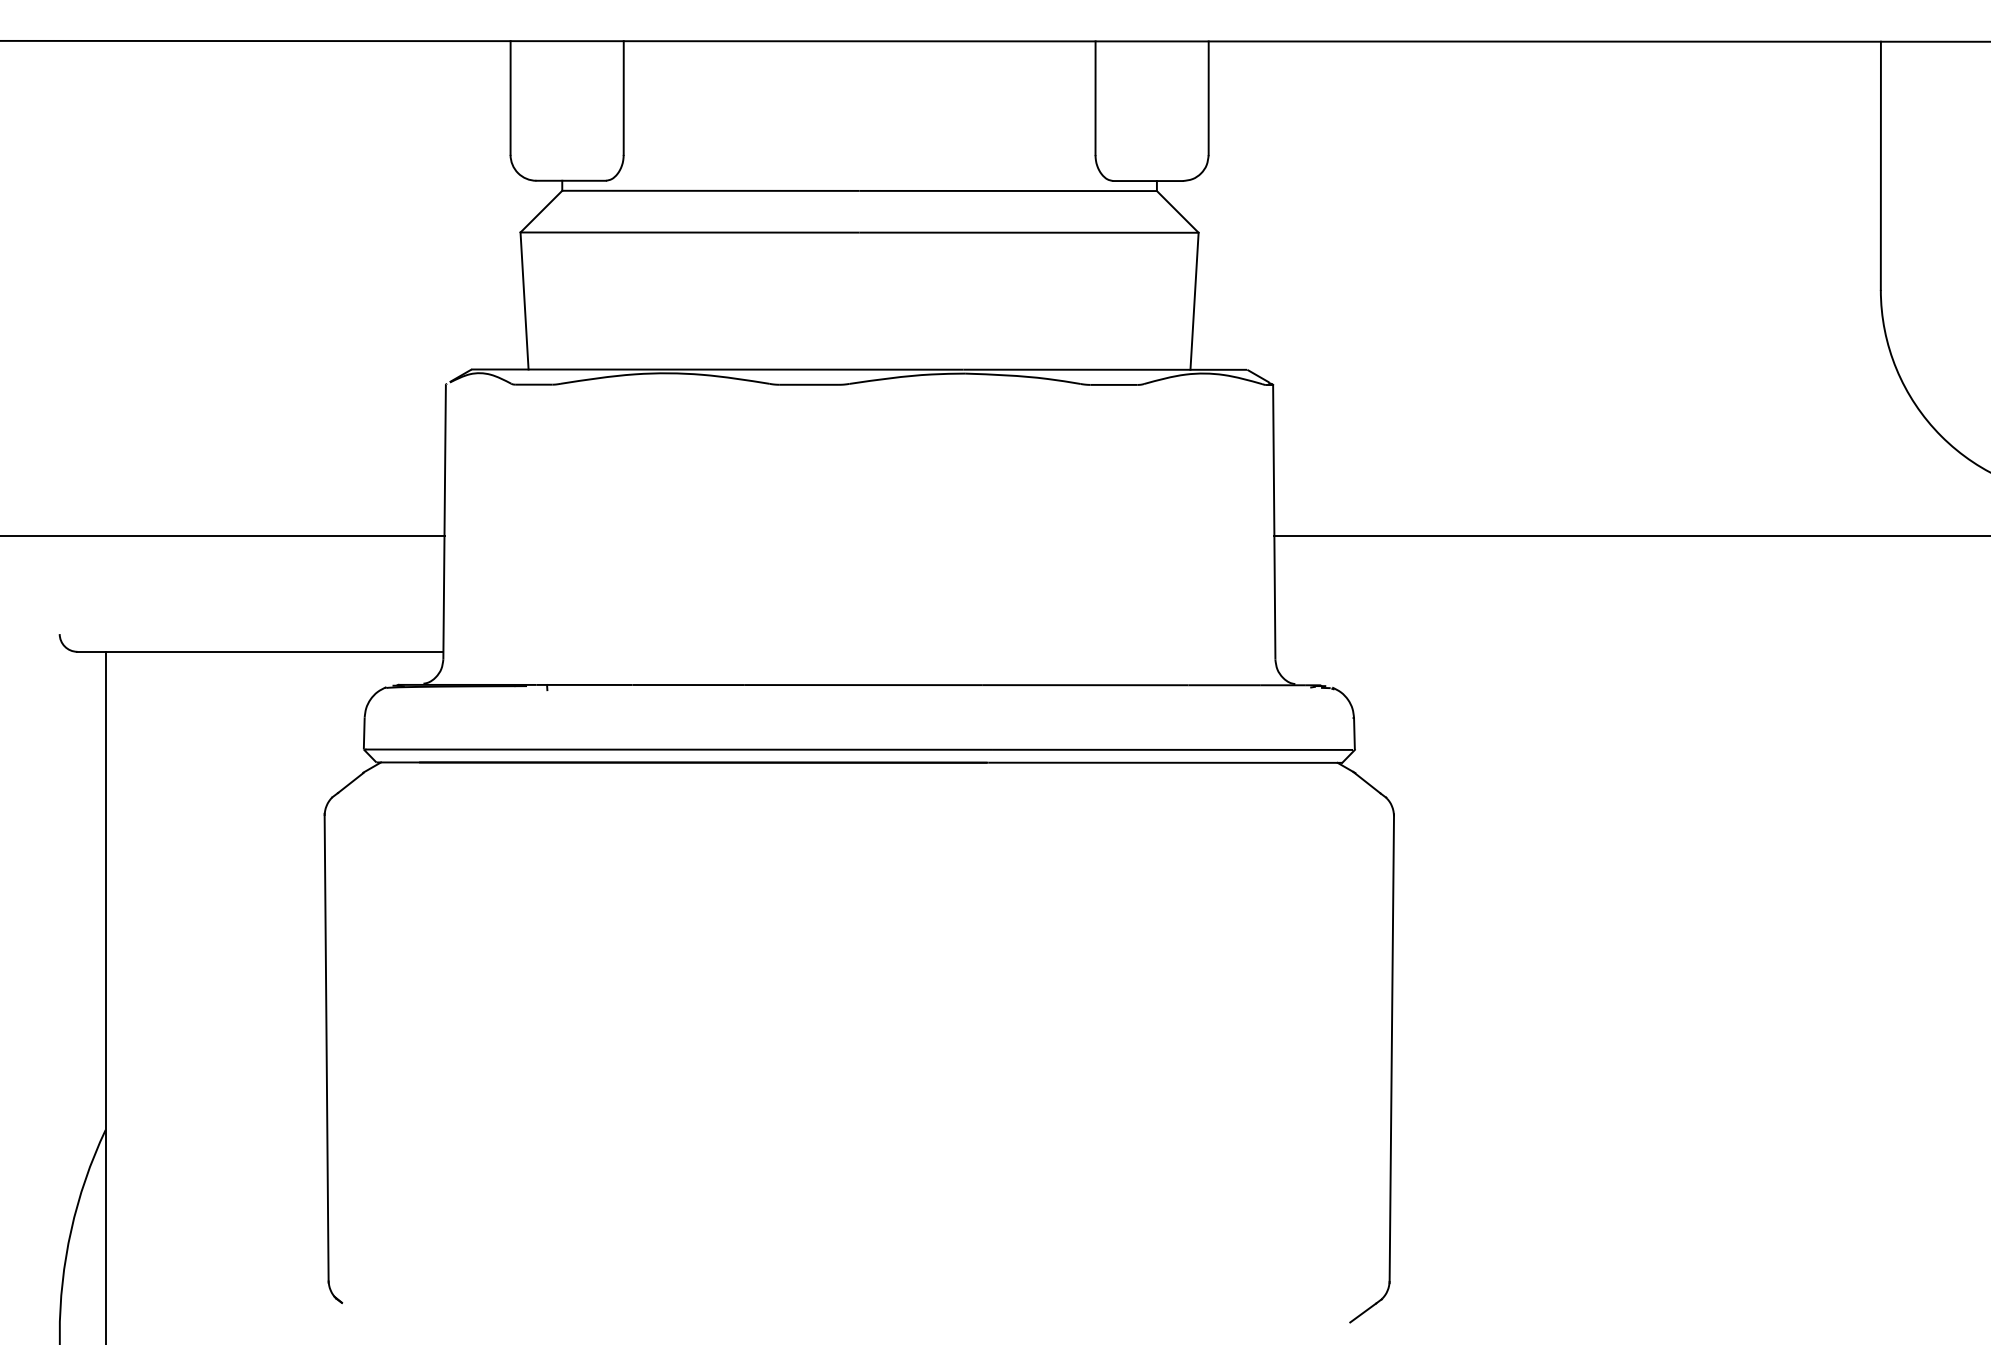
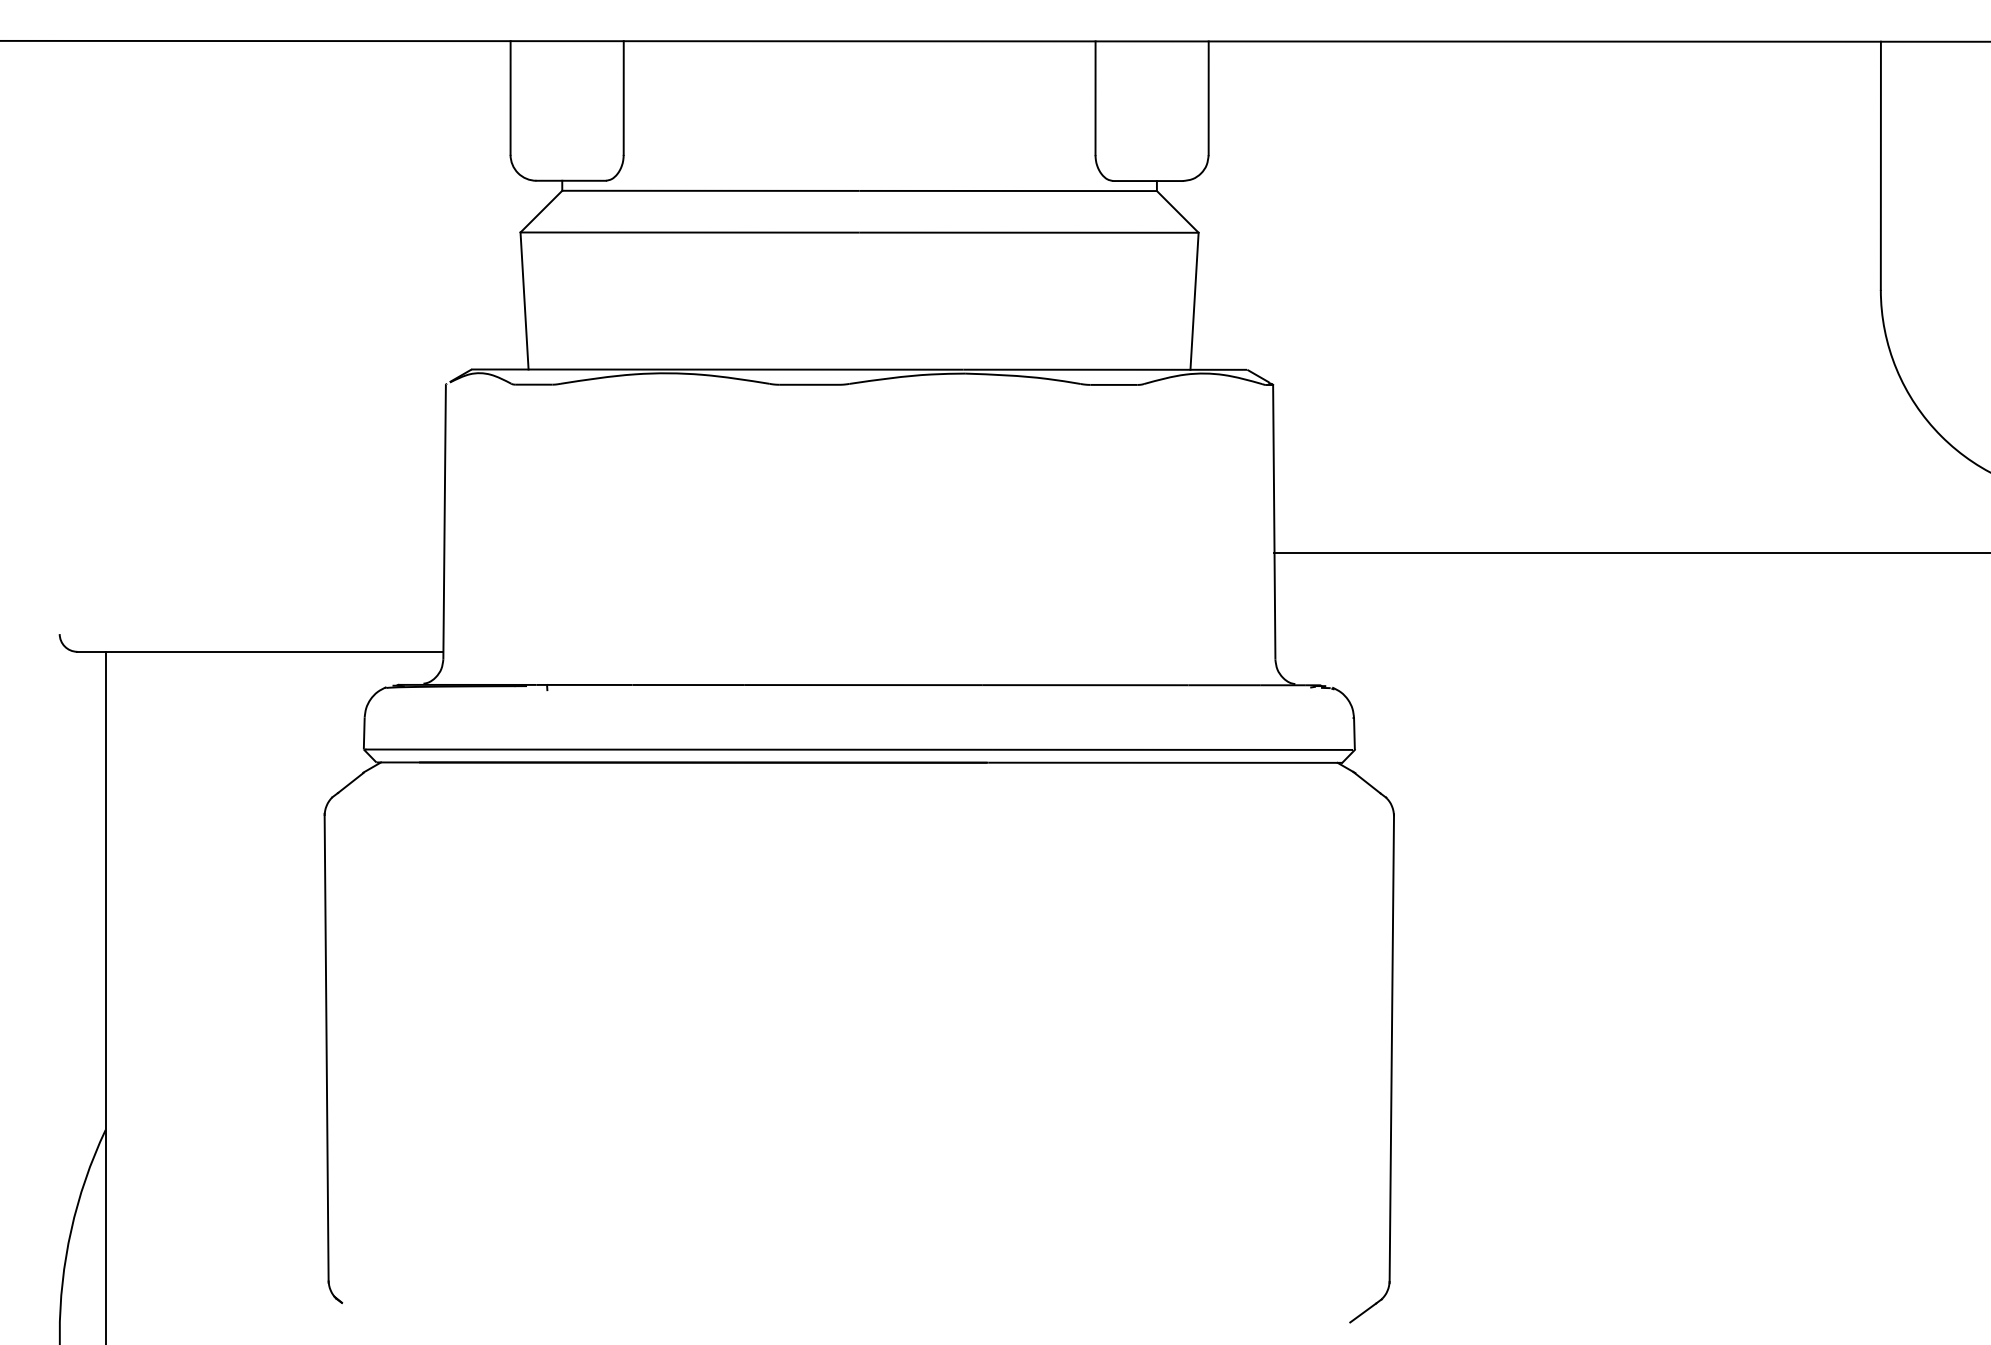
line: present -> none (223, 535)
line position: (1630, 535) -> (1630, 552) (1630, 552)
